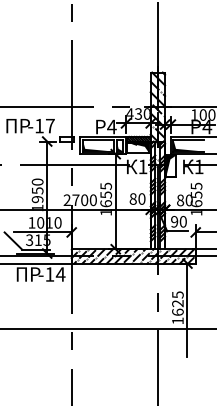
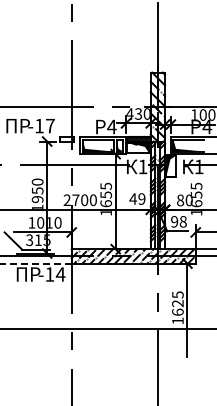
text: 80 -> 49 (137, 198)
text: 90 -> 98 (182, 221)
line: solid -> dashed (35, 263)
